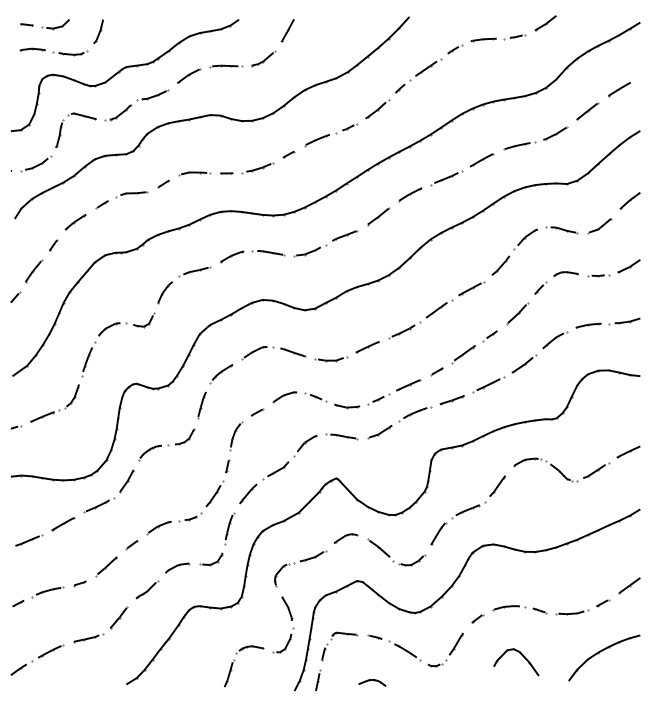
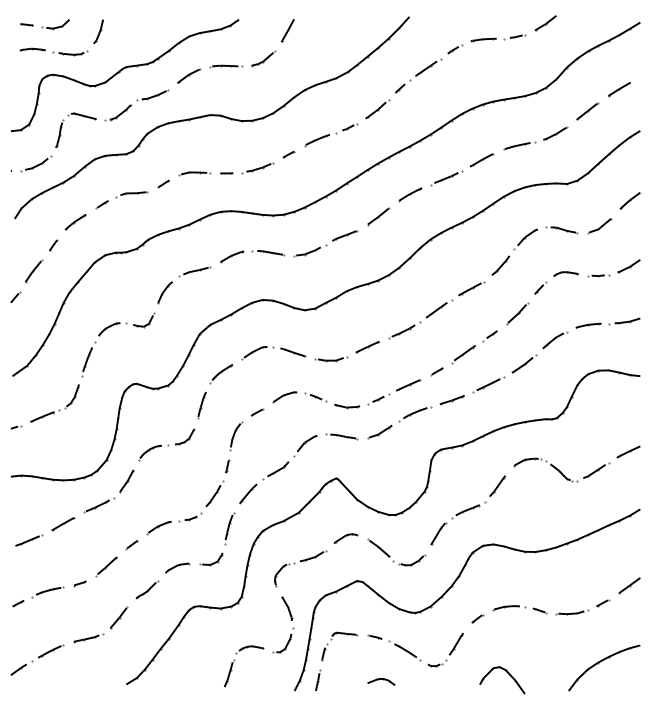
part position: (602, 651) -> (602, 661) (602, 661)
part position: (522, 656) -> (508, 674) (508, 674)
part position: (372, 682) -> (381, 681) (381, 681)
